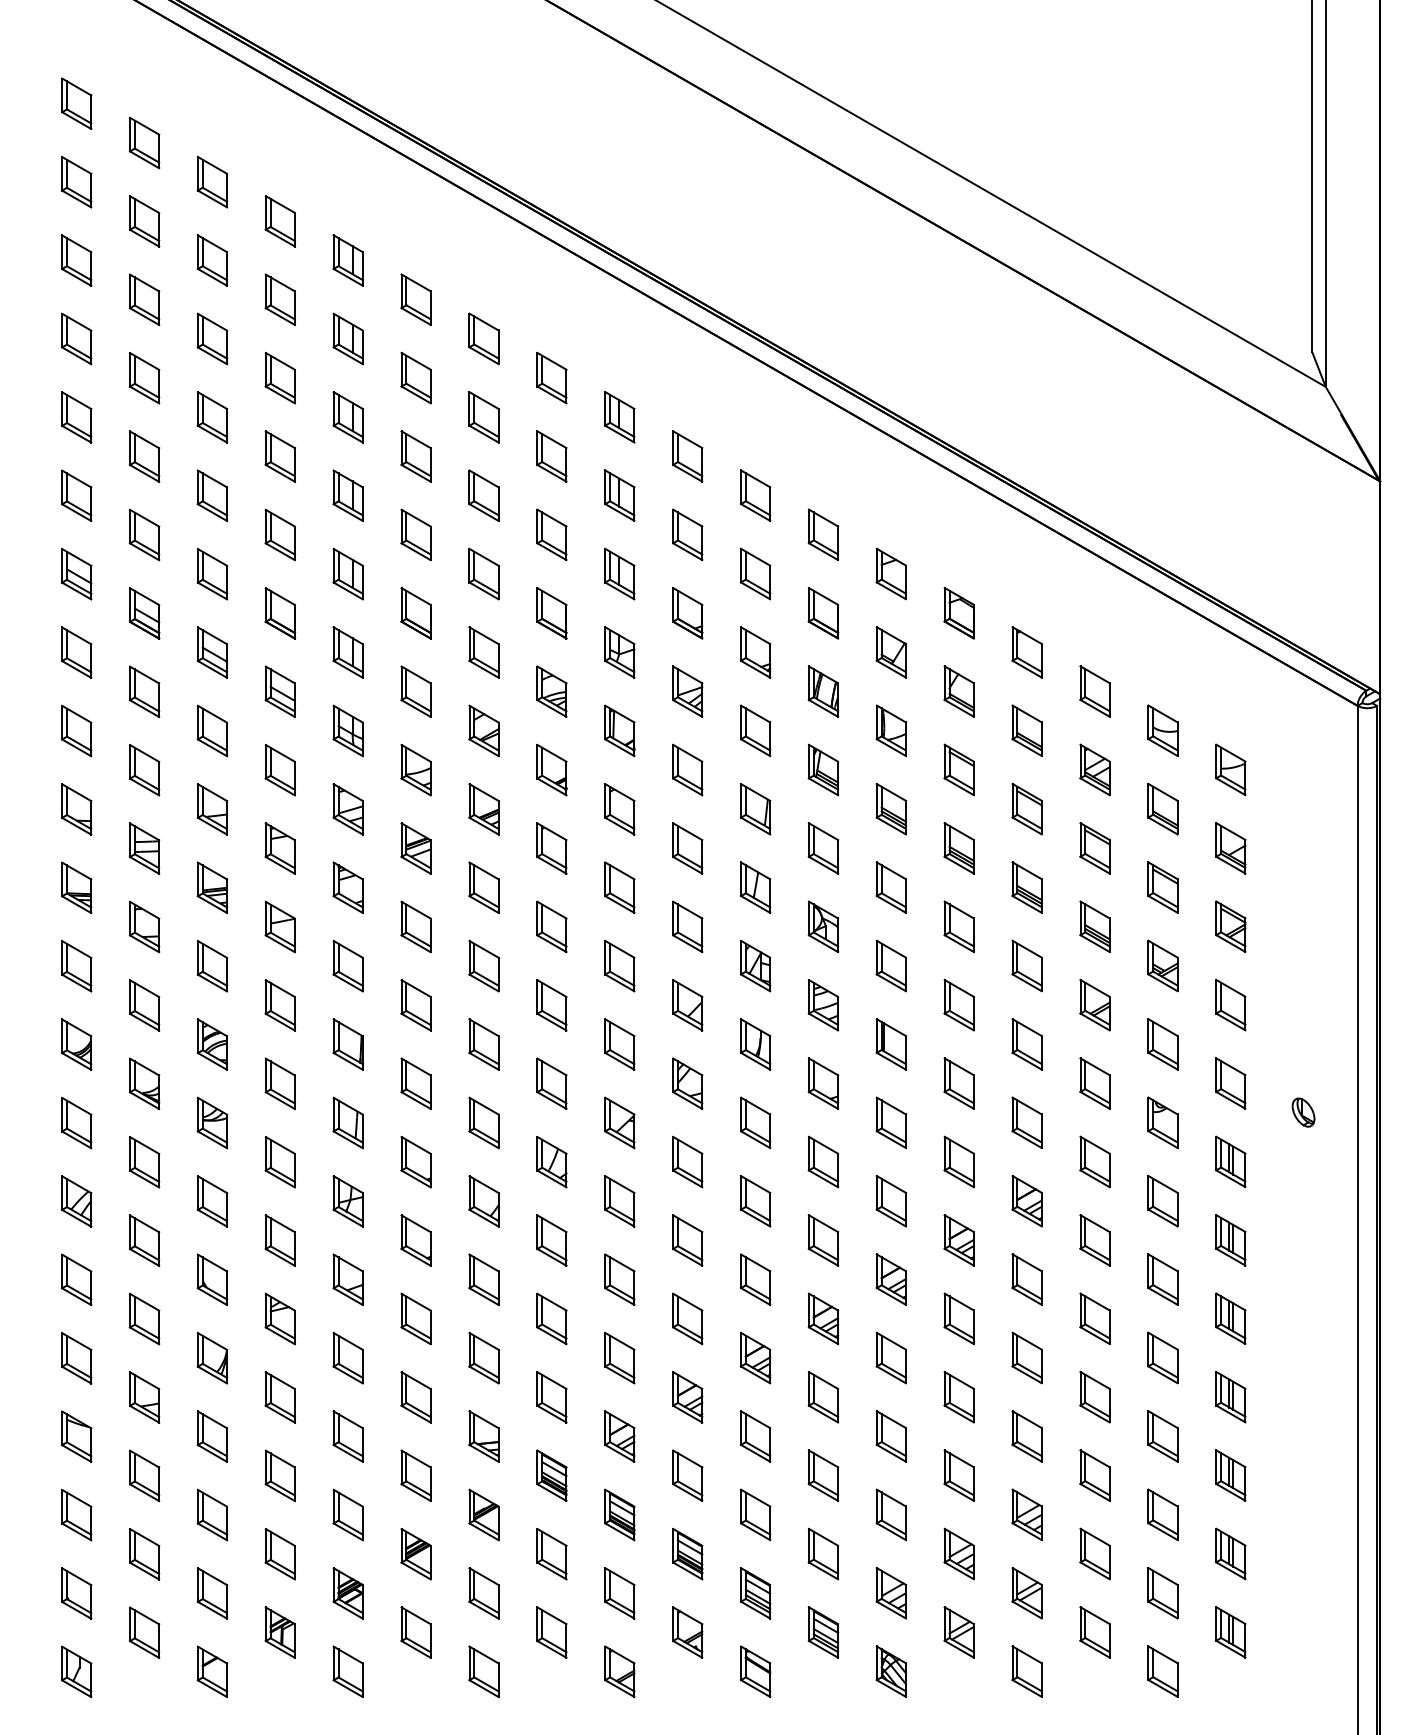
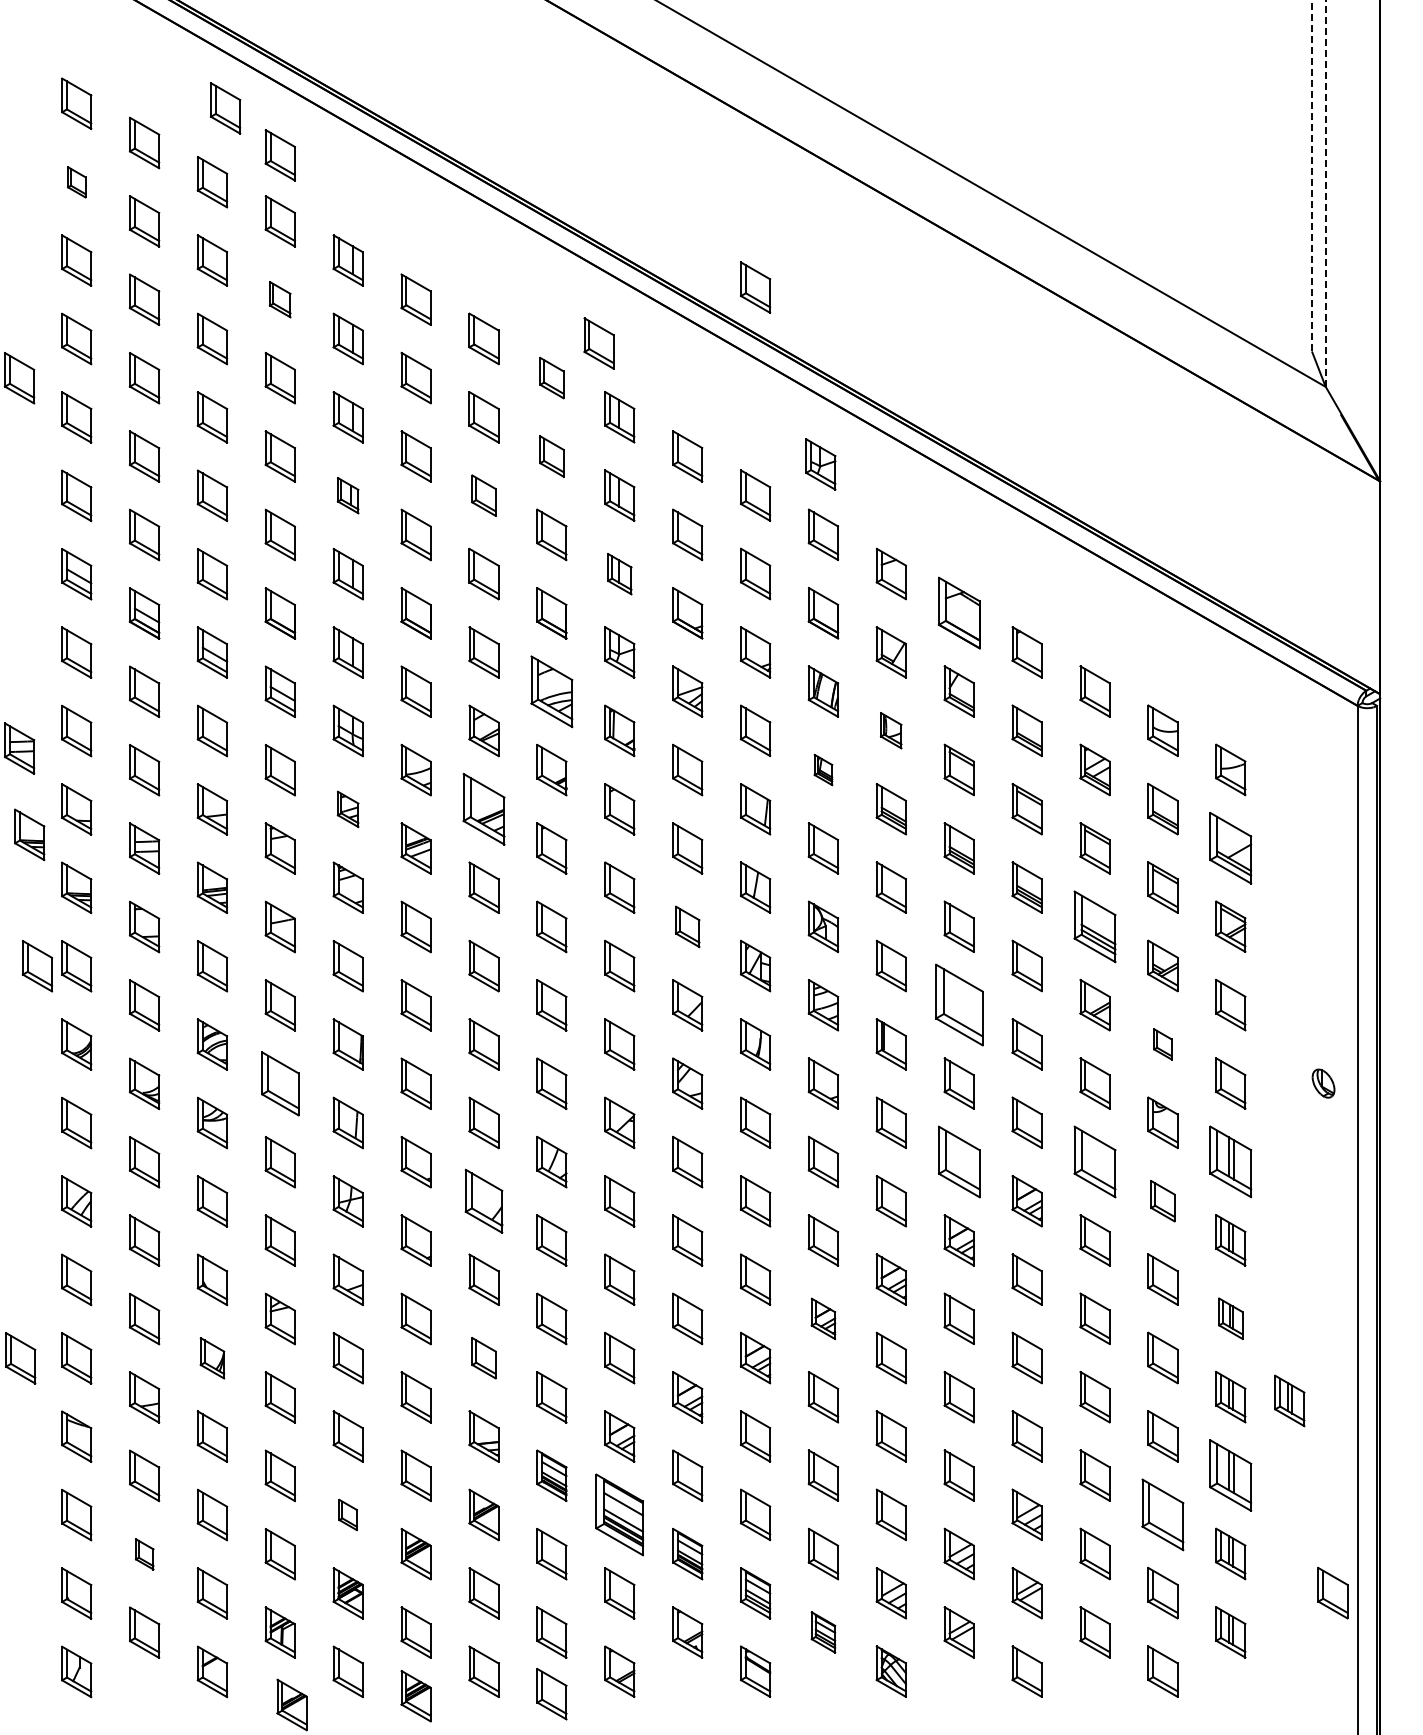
part: none -> present (225, 108)
part: none -> present (279, 155)
line: solid -> dashed (1312, 176)
part size: 32x53 px -> 20x33 px (76, 182)
line: solid -> dashed (1325, 193)
part: none -> present (755, 287)
part size: 32x53 px -> 24x38 px (279, 299)
part: none -> present (598, 343)
part size: 32x54 px -> 26x43 px (551, 378)
part: none -> present (19, 378)
part size: 32x53 px -> 26x43 px (551, 456)
part: none -> present (820, 464)
part size: 32x53 px -> 24x38 px (347, 495)
part size: 32x53 px -> 26x43 px (483, 495)
part size: 32x53 px -> 26x43 px (619, 574)
part size: 32x53 px -> 44x74 px (958, 612)
part size: 32x53 px -> 44x74 px (551, 691)
part size: 32x53 px -> 23x38 px (891, 730)
part: none -> present (19, 748)
part size: 33x54 px -> 21x34 px (823, 769)
part size: 32x53 px -> 24x39 px (347, 809)
part size: 32x53 px -> 44x73 px (483, 809)
part: none -> present (29, 834)
part size: 32x53 px -> 44x73 px (1230, 848)
part size: 32x54 px -> 26x44 px (687, 926)
part size: 32x53 px -> 44x74 px (1094, 926)
part: none -> present (37, 966)
part size: 32x53 px -> 49x84 px (959, 1004)
part size: 32x53 px -> 20x33 px (1162, 1044)
part size: 32x53 px -> 39x66 px (280, 1083)
part position: (1303, 1112) -> (1323, 1083) (1323, 1083)
part size: 32x54 px -> 43x74 px (959, 1161)
part size: 32x54 px -> 44x74 px (1094, 1161)
part size: 32x54 px -> 44x74 px (1230, 1161)
part size: 32x53 px -> 40x66 px (483, 1200)
part size: 32x53 px -> 26x43 px (1162, 1201)
part size: 33x54 px -> 27x44 px (823, 1318)
part size: 32x53 px -> 26x43 px (1230, 1318)
part: none -> present (20, 1358)
part size: 33x53 px -> 27x43 px (212, 1358)
part size: 32x53 px -> 26x43 px (483, 1358)
part: none -> present (1289, 1400)
part size: 32x53 px -> 44x73 px (1230, 1475)
part size: 32x54 px -> 20x34 px (347, 1514)
part size: 32x54 px -> 50x84 px (619, 1514)
part size: 32x53 px -> 44x74 px (1162, 1514)
part size: 32x53 px -> 21x33 px (144, 1554)
part: none -> present (1332, 1593)
part size: 33x53 px -> 27x43 px (823, 1632)
part: none -> present (551, 1694)
part: none -> present (415, 1696)
part: none -> present (291, 1704)
